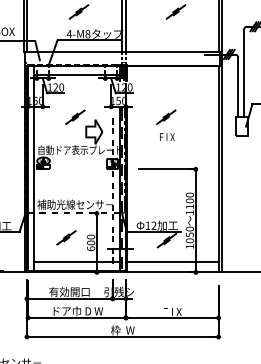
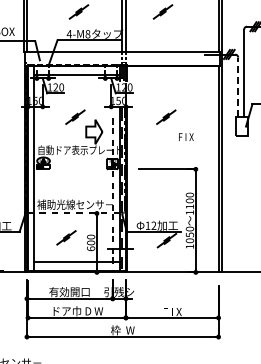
part position: (175, 11) -> (162, 11) (162, 11)
line: solid -> dashed (238, 87)
text position: (167, 136) -> (186, 136) (186, 136)
line: present -> none (171, 261)
